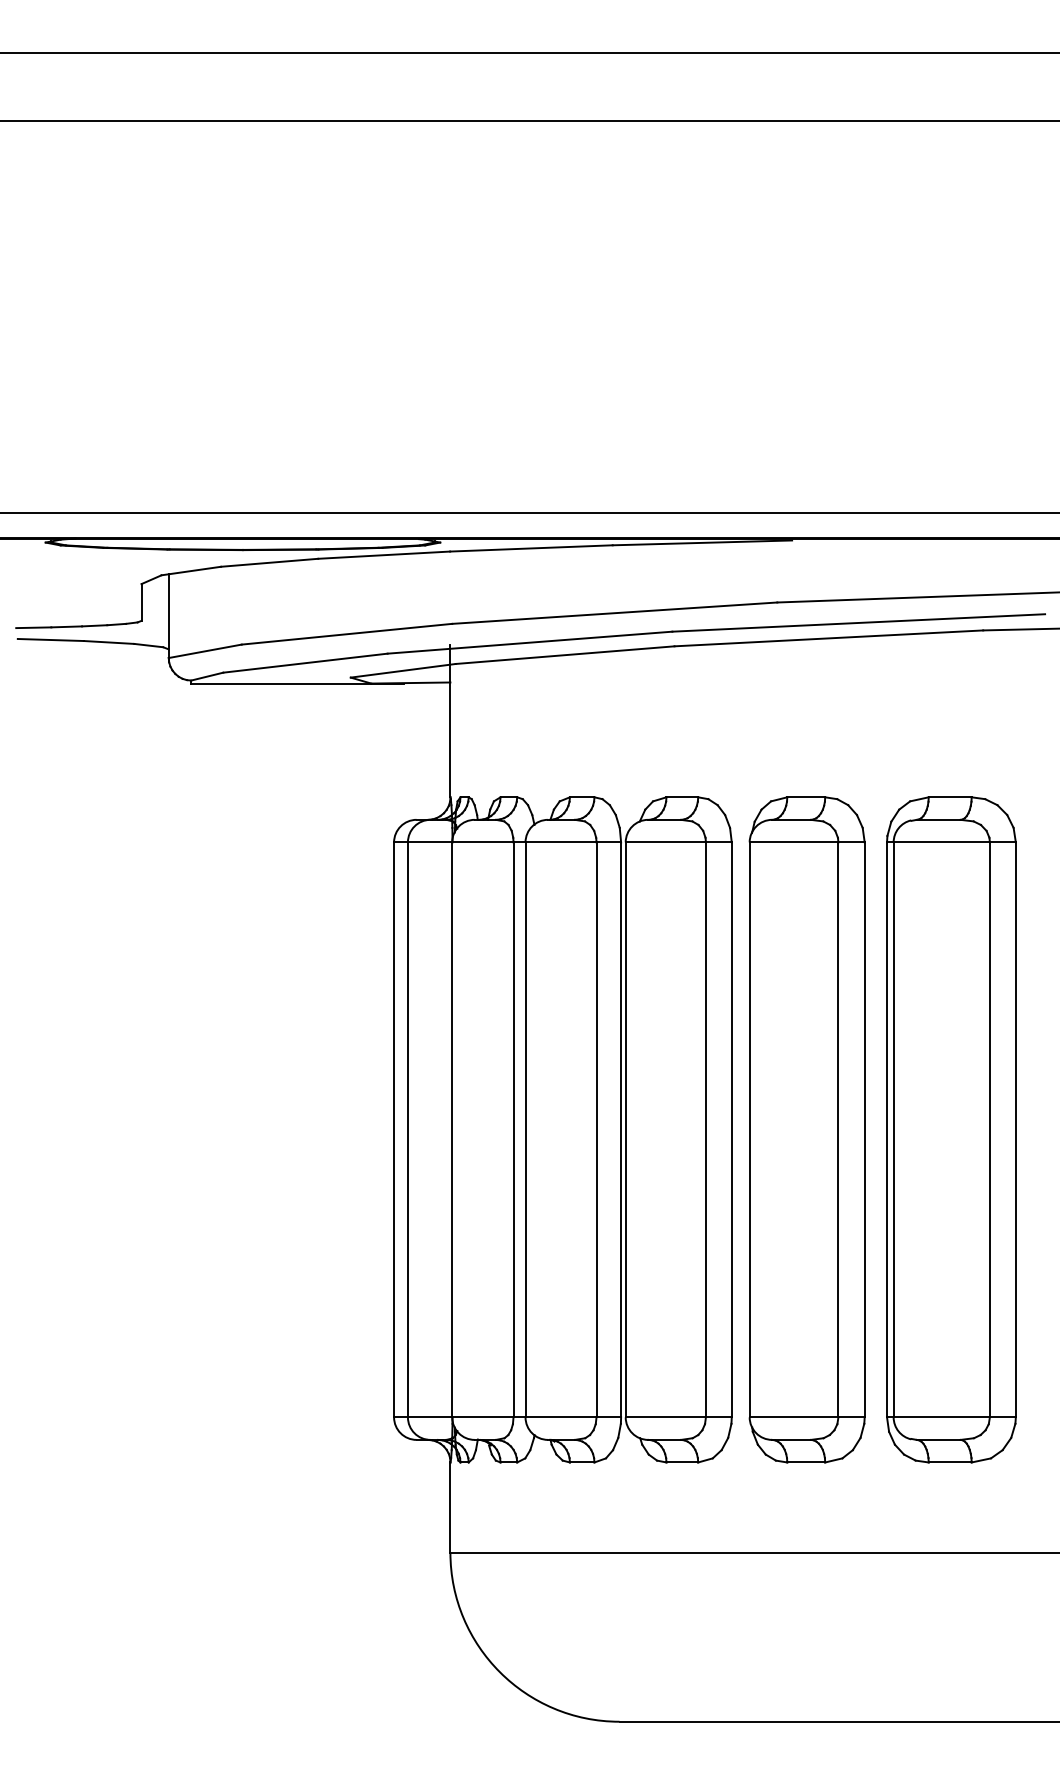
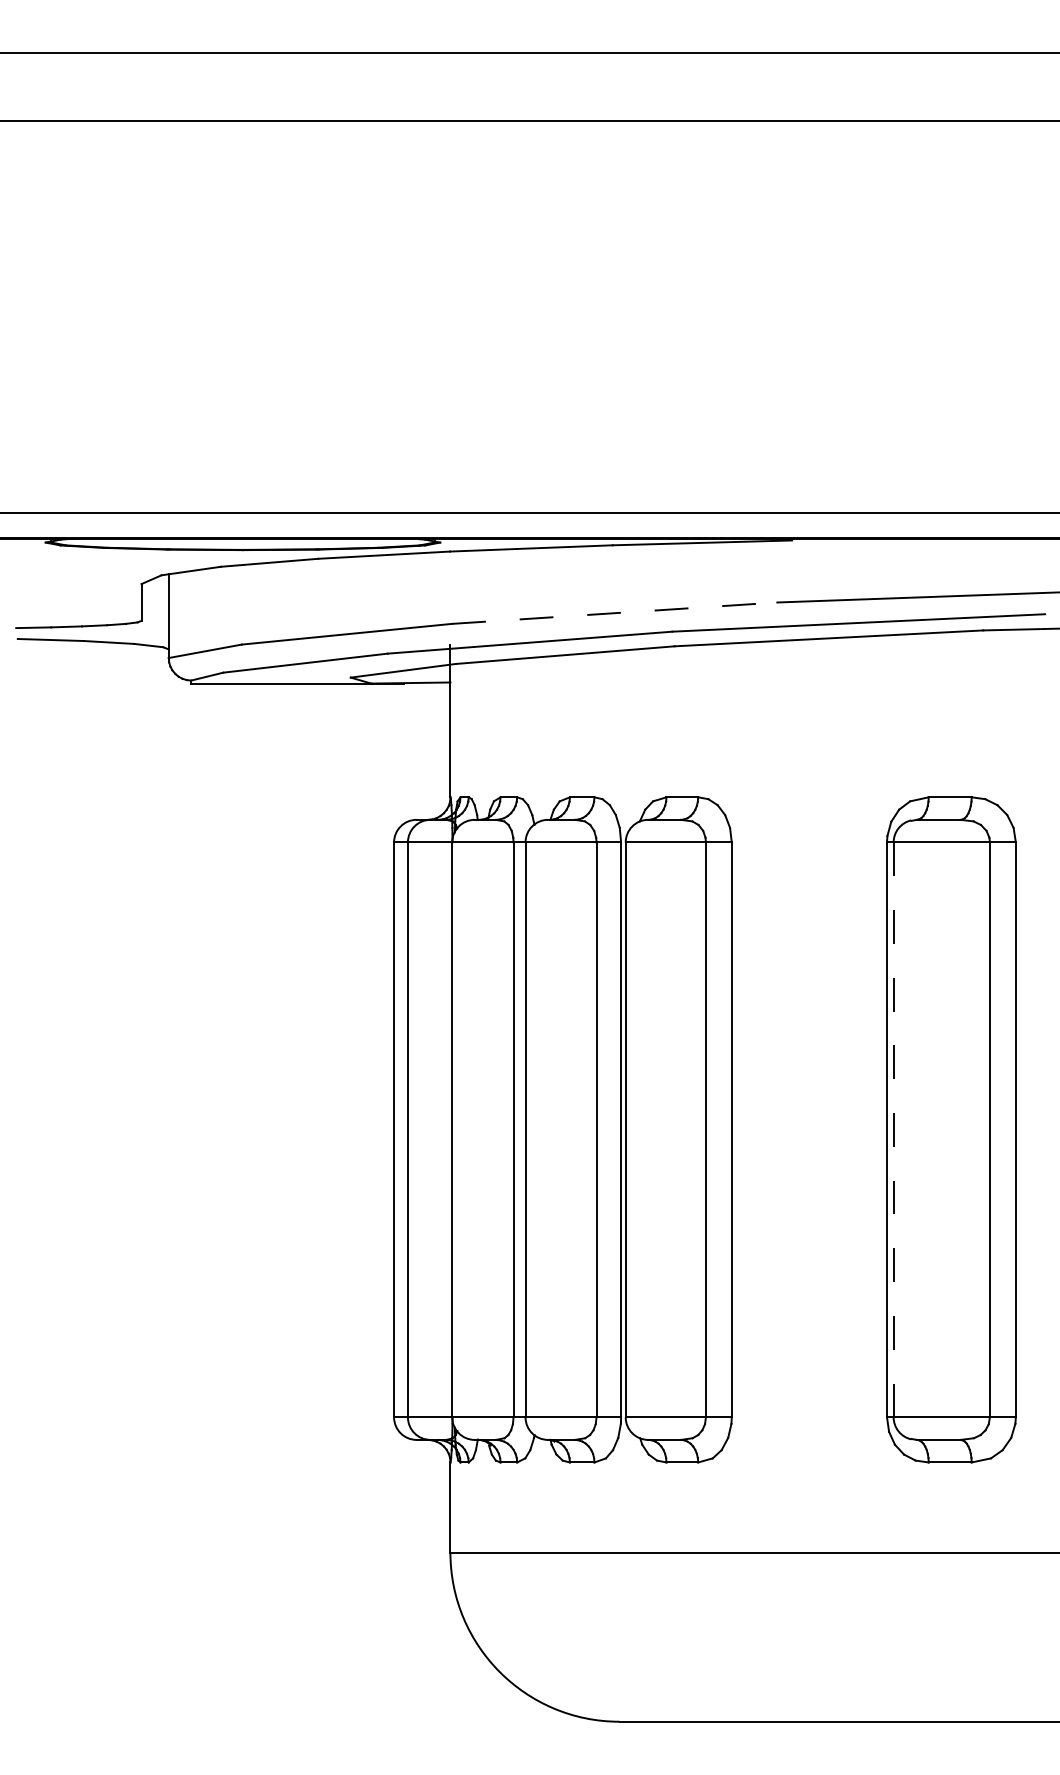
line: solid -> dashed (614, 613)
part: present -> none (806, 1129)
line: solid -> dashed (893, 1130)
